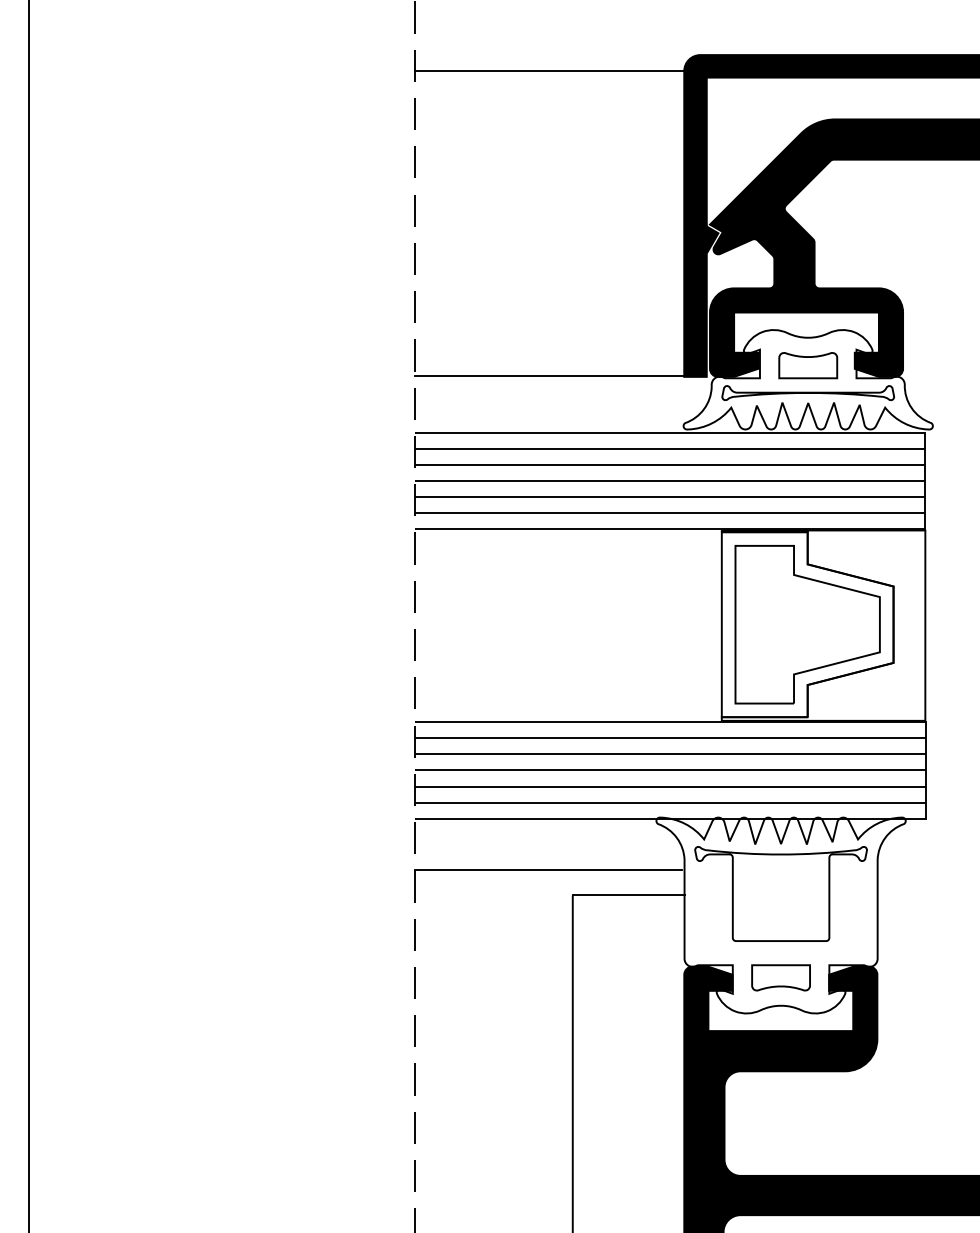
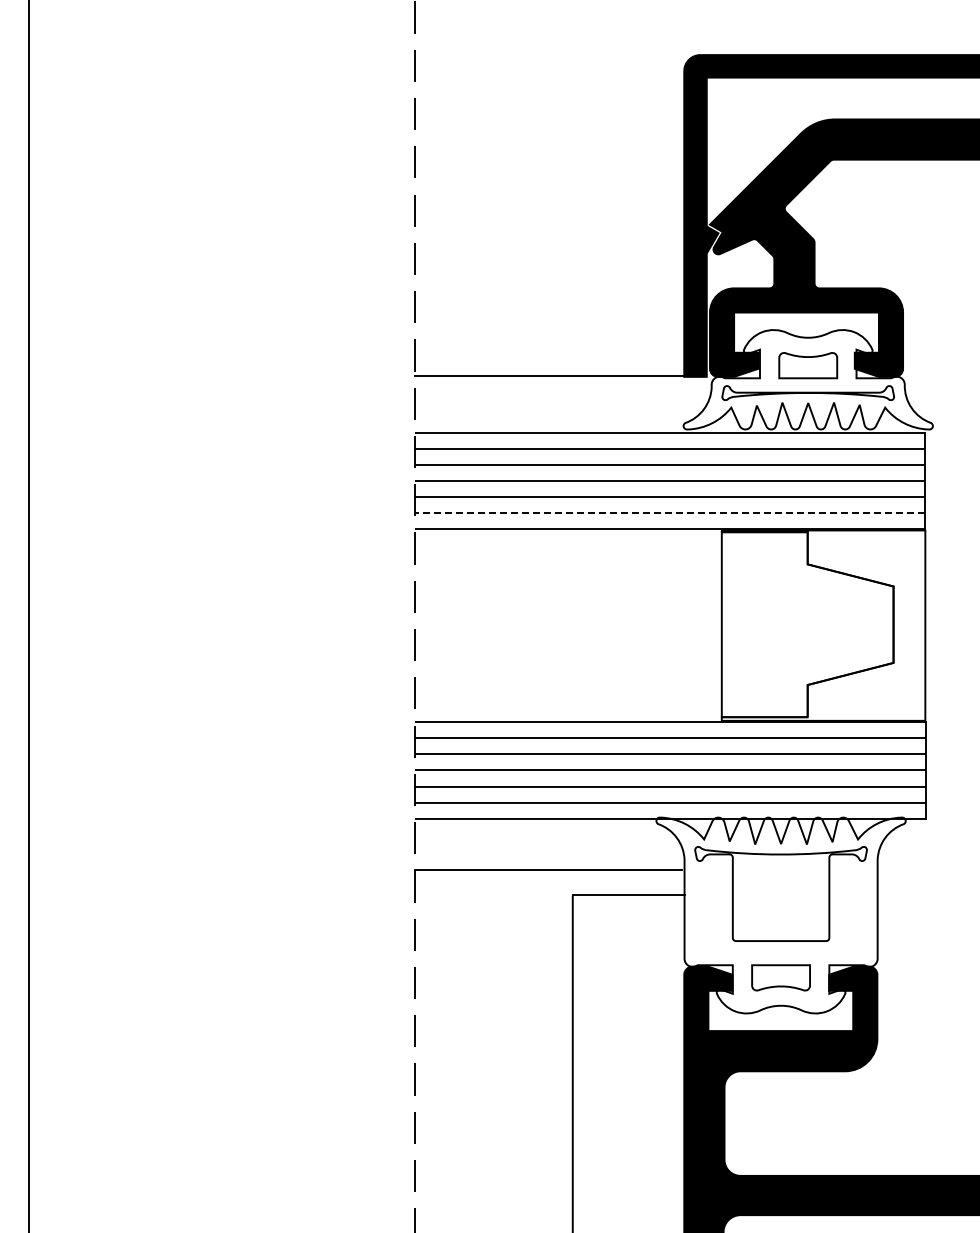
line: present -> none (549, 71)
line: solid -> dashed (669, 513)
part: present -> none (807, 624)
